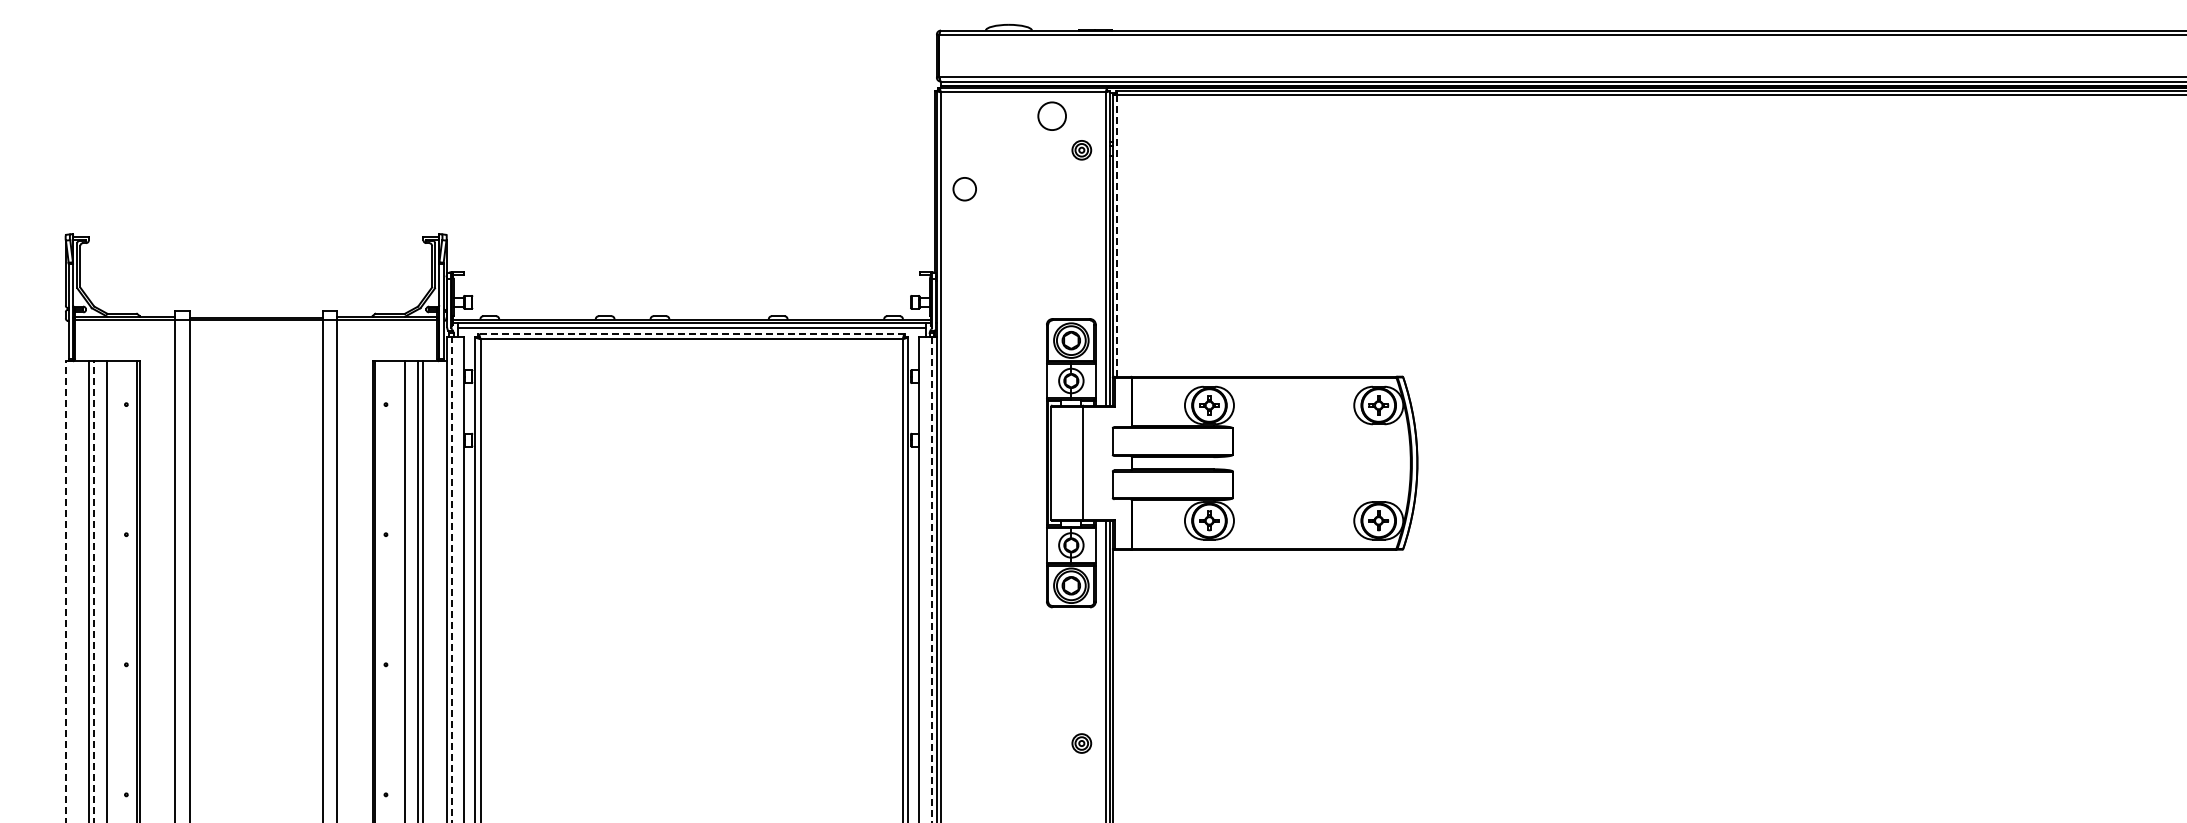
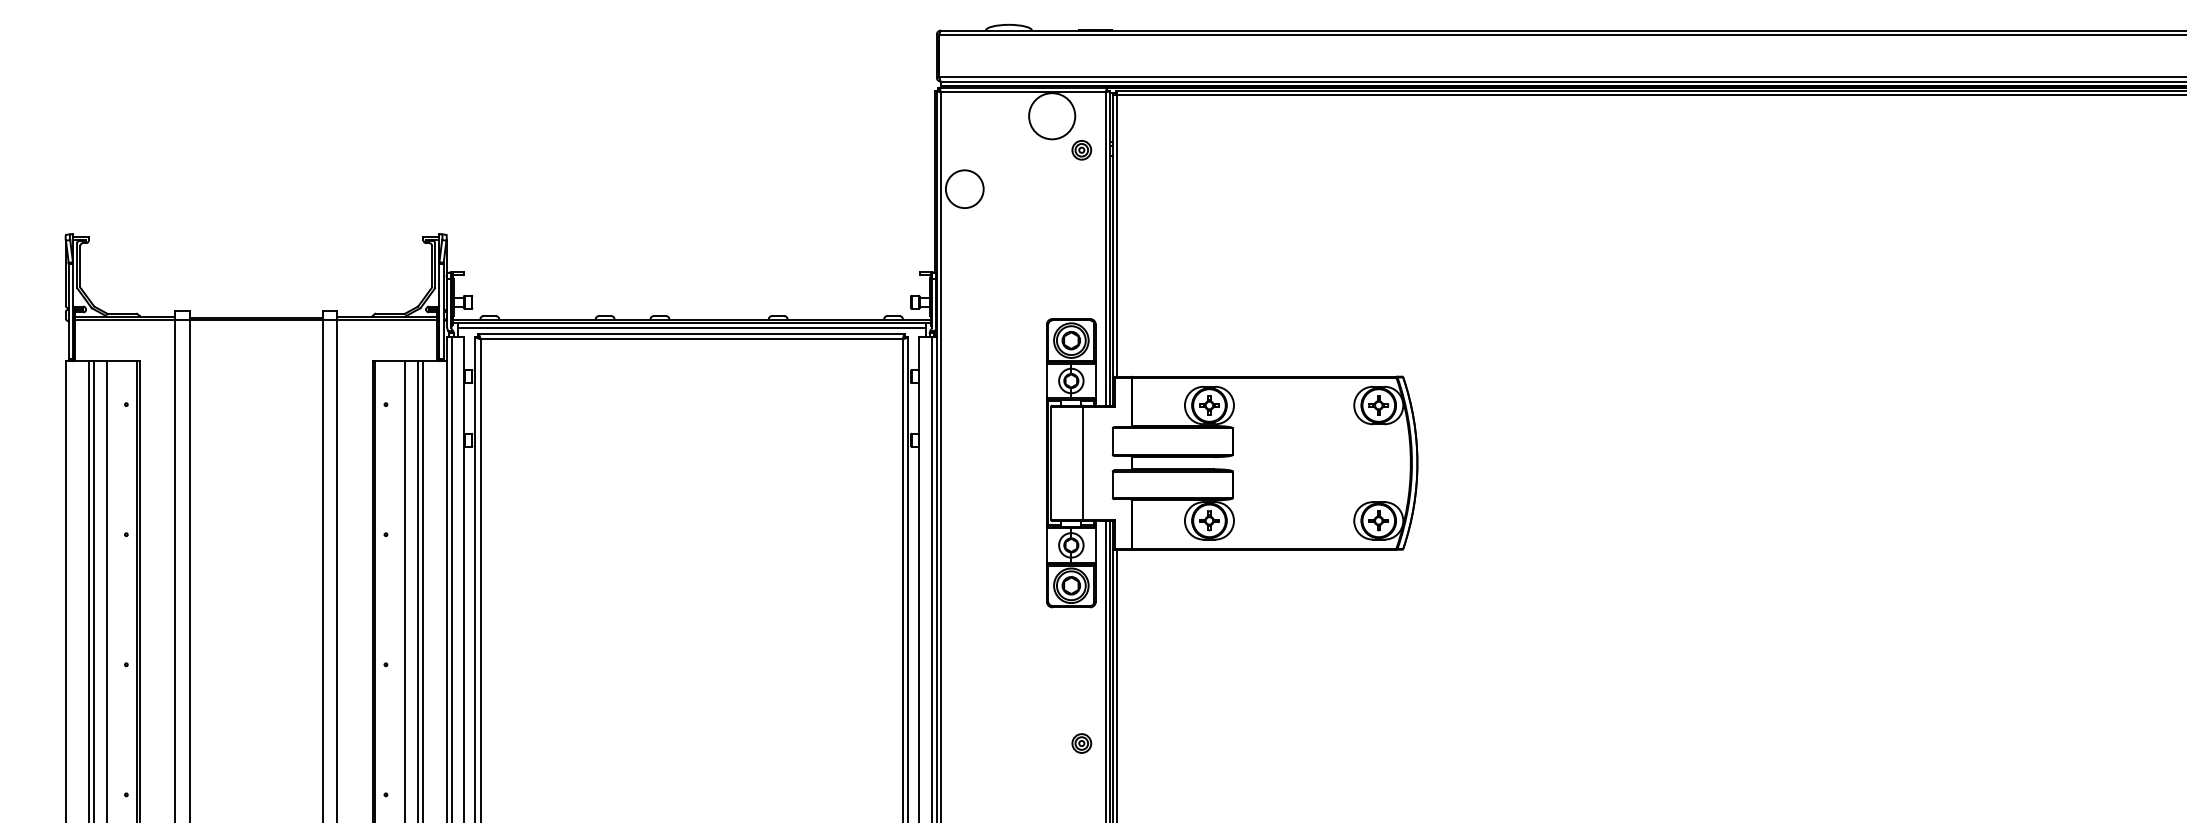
circle diameter: 28 px -> 46 px (1052, 116)
circle diameter: 23 px -> 38 px (964, 189)
line: dashed -> solid (1117, 236)
line: dashed -> solid (691, 334)
line: dashed -> solid (451, 579)
line: dashed -> solid (931, 579)
line: dashed -> solid (65, 591)
line: dashed -> solid (94, 591)
line: none -> present (1117, 684)
